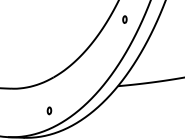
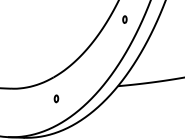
part position: (49, 110) -> (56, 98) (56, 98)
